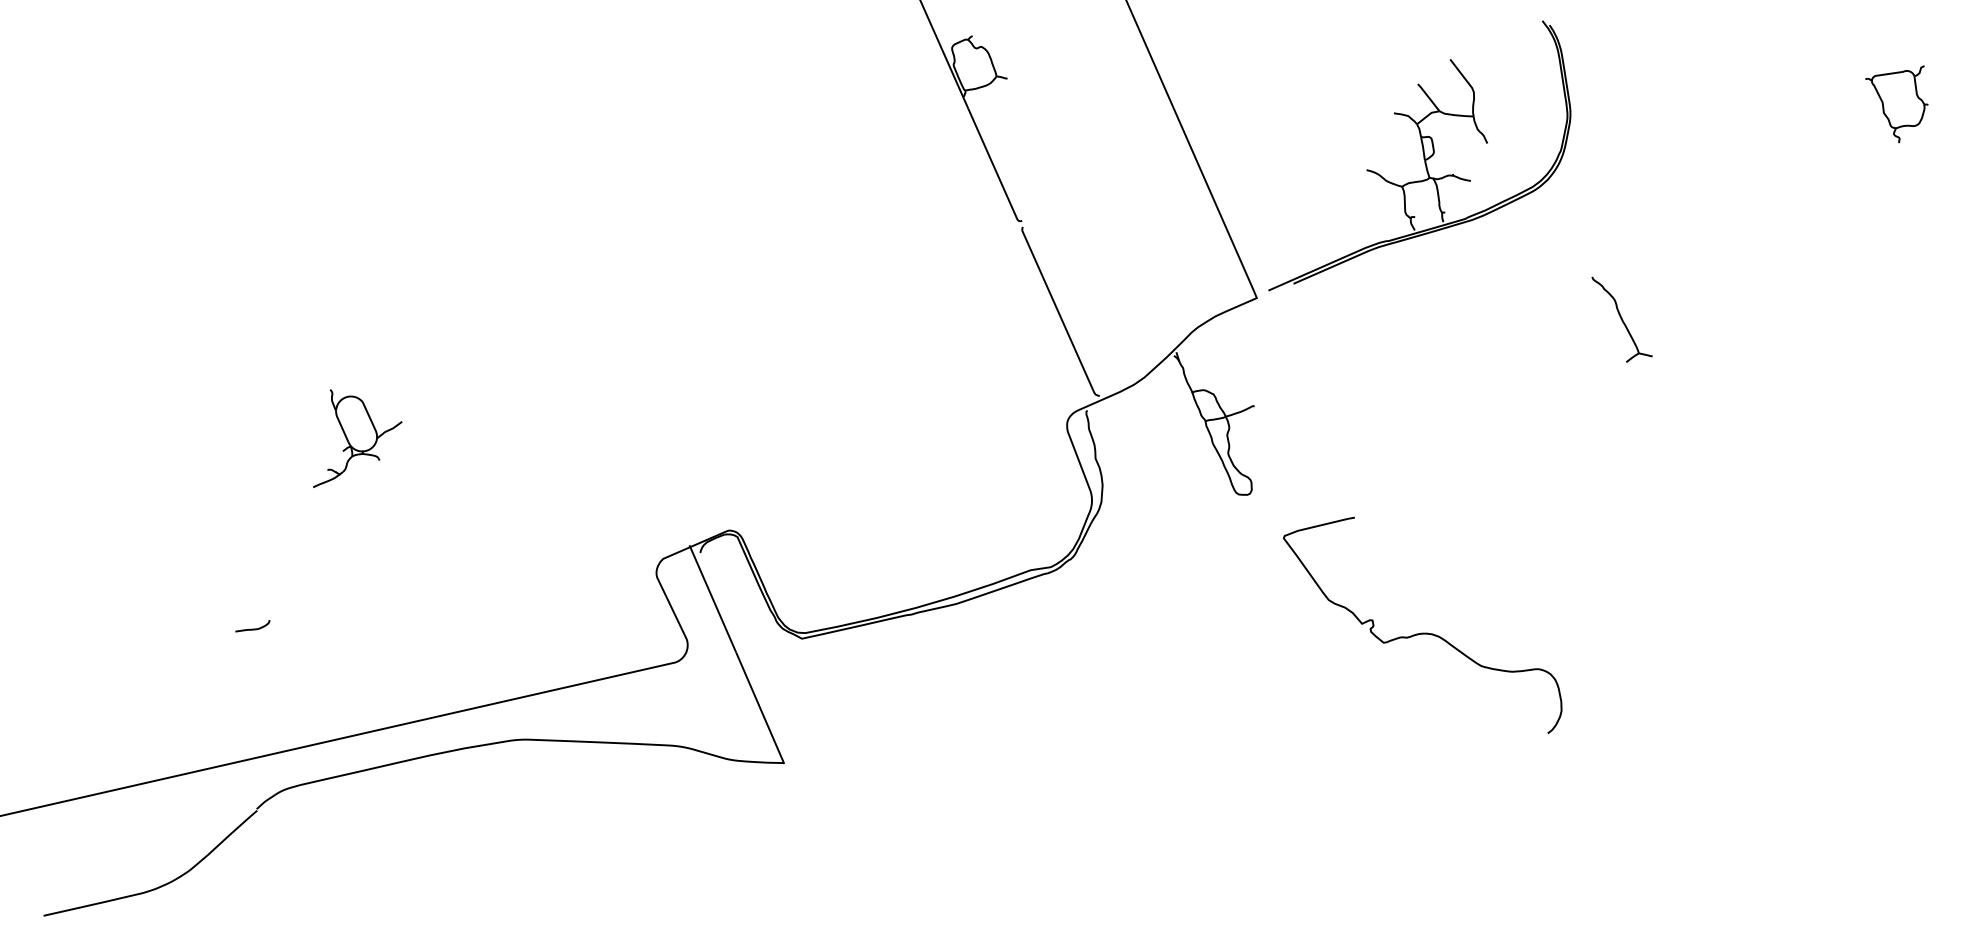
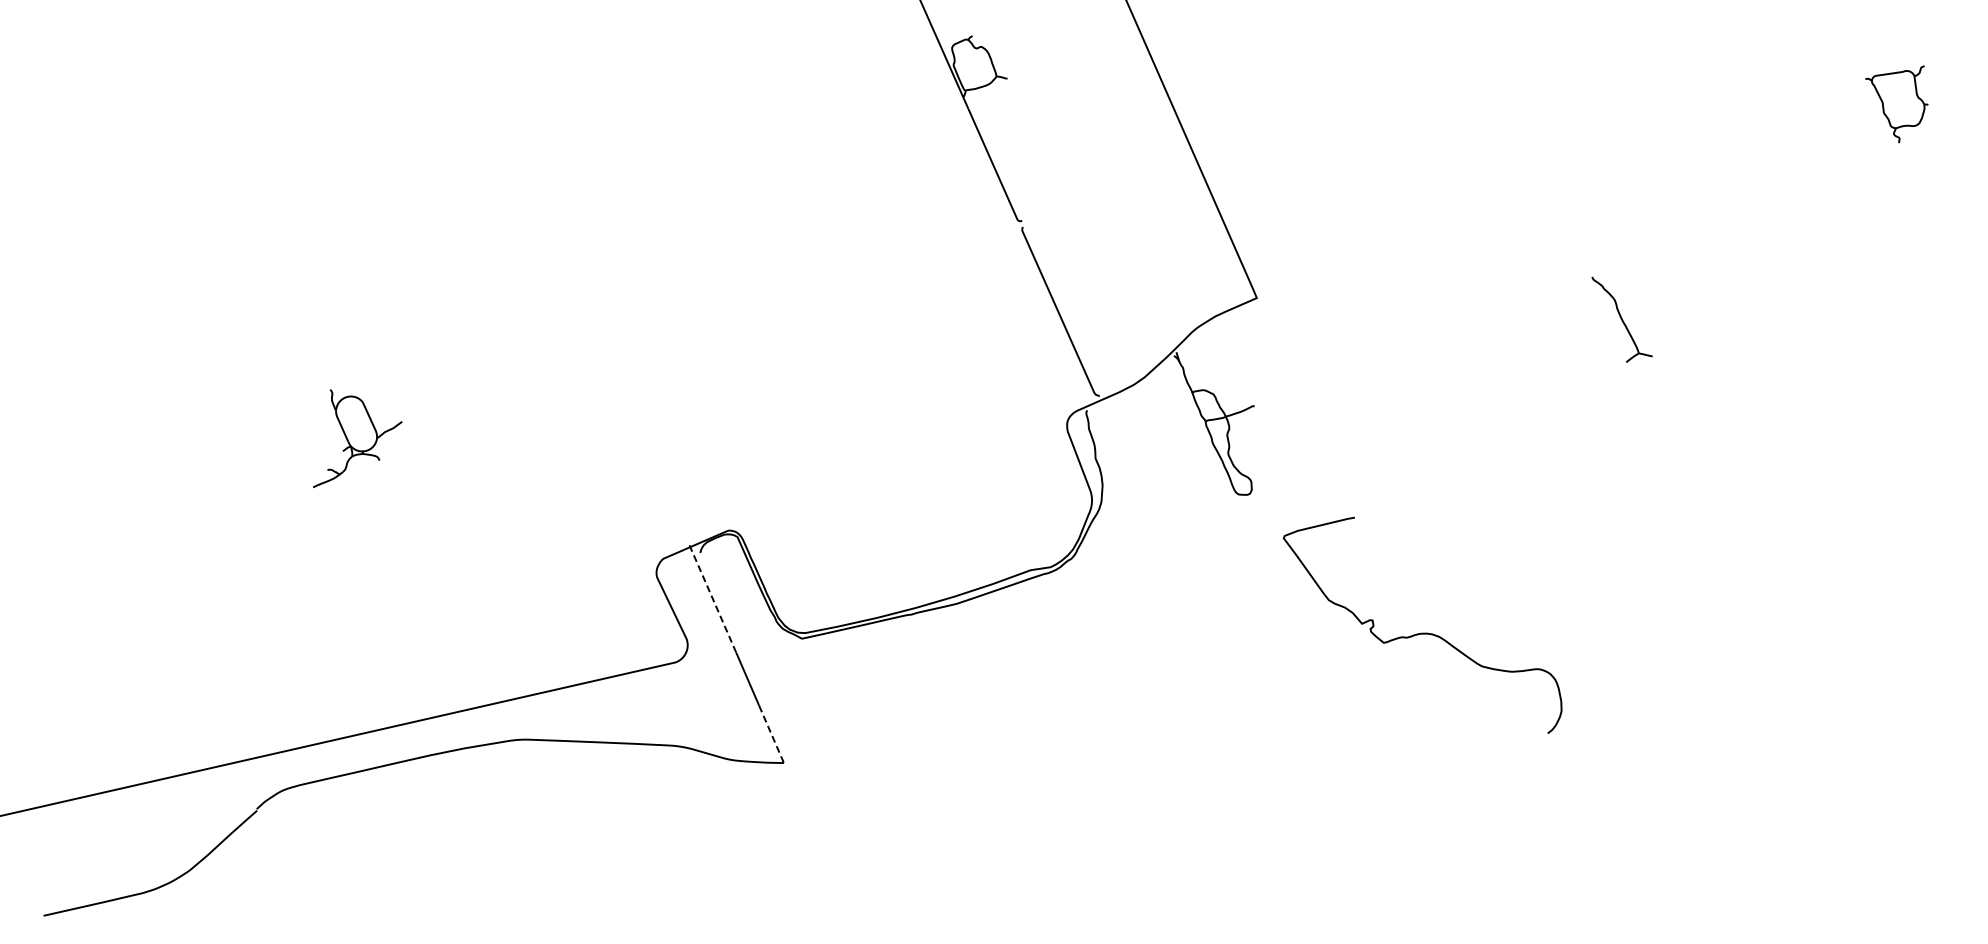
part: present -> none (1419, 155)
line: solid -> dashed (713, 599)
curve: present -> none (252, 628)
line: solid -> dashed (771, 734)
